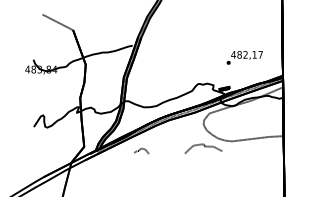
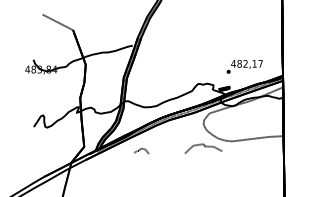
text position: (244, 57) -> (244, 66) (244, 66)
